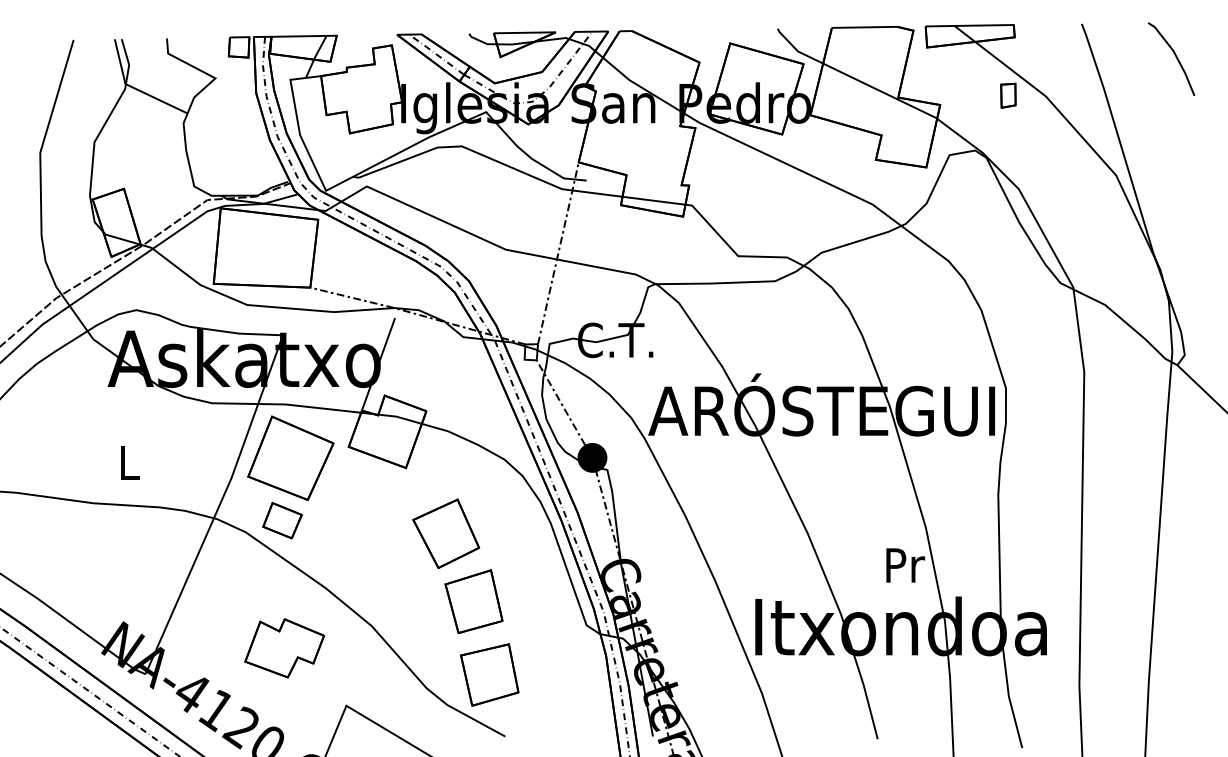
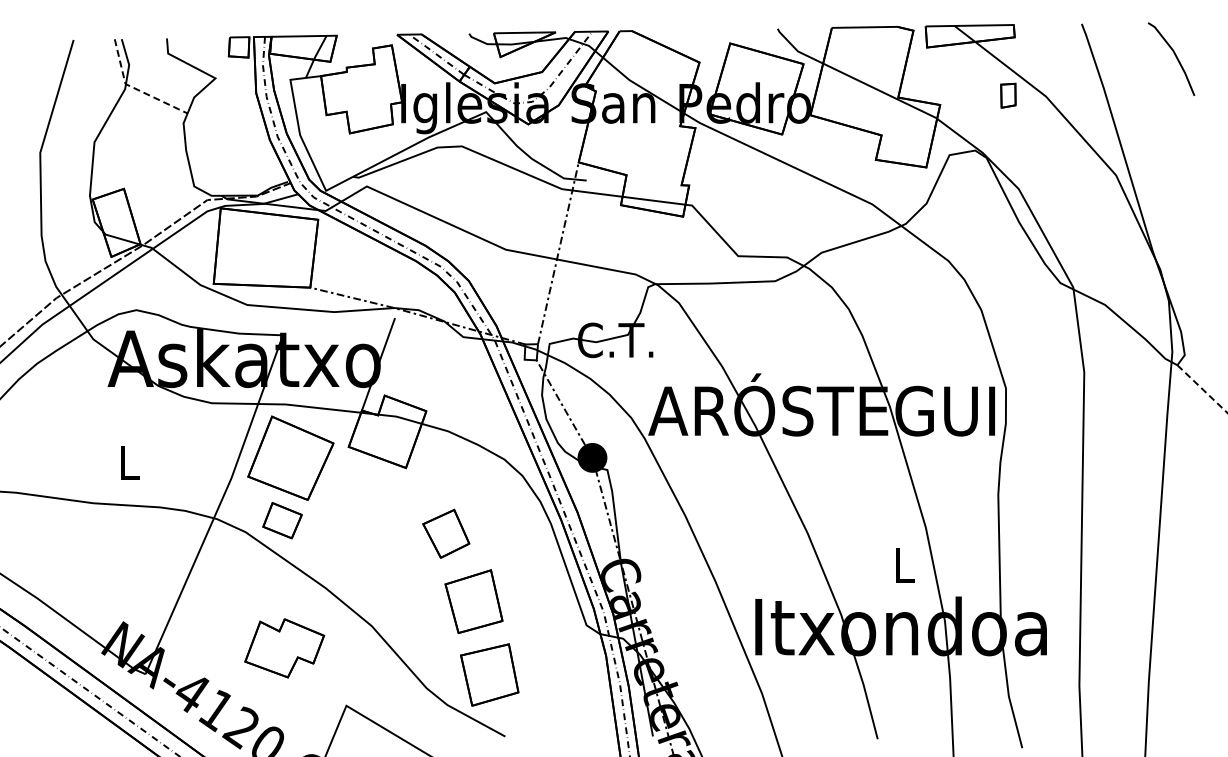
line: solid -> dashed (135, 88)
line: solid -> dashed (1202, 389)
part size: 69x72 px -> 49x51 px (446, 533)
text: Pr -> L (905, 565)
